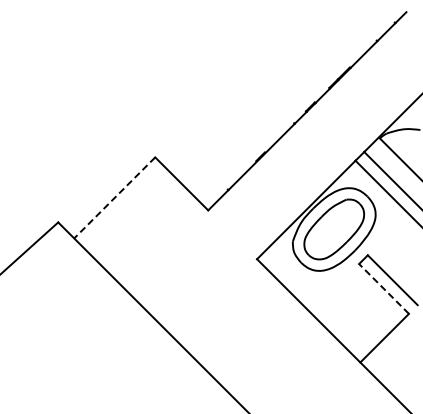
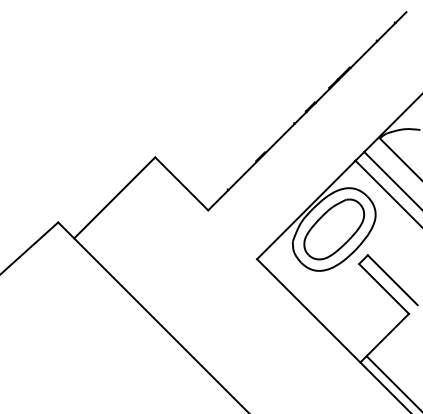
line: dashed -> solid (114, 198)
line: dashed -> solid (383, 288)
line: none -> present (392, 382)
